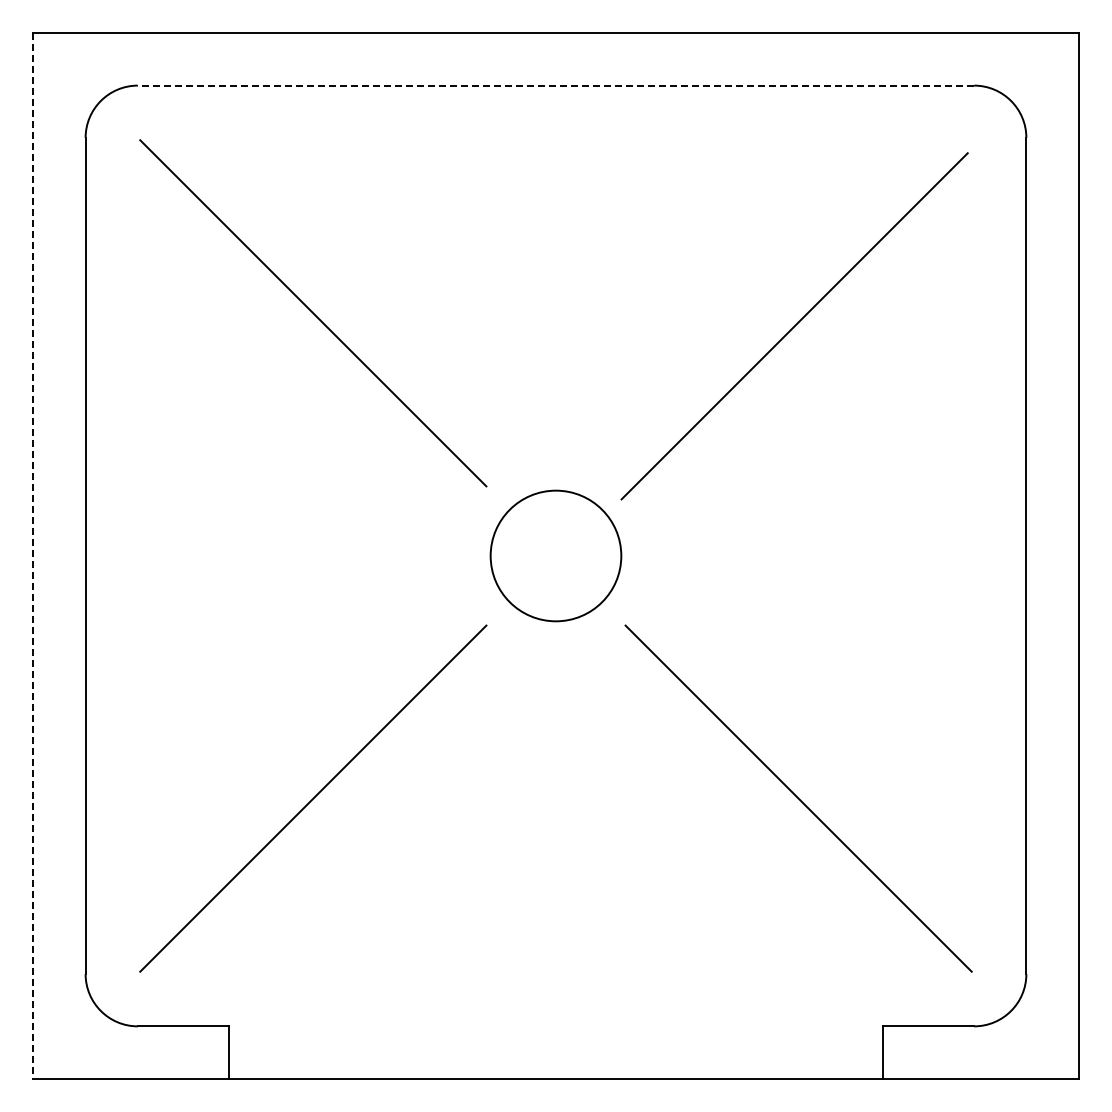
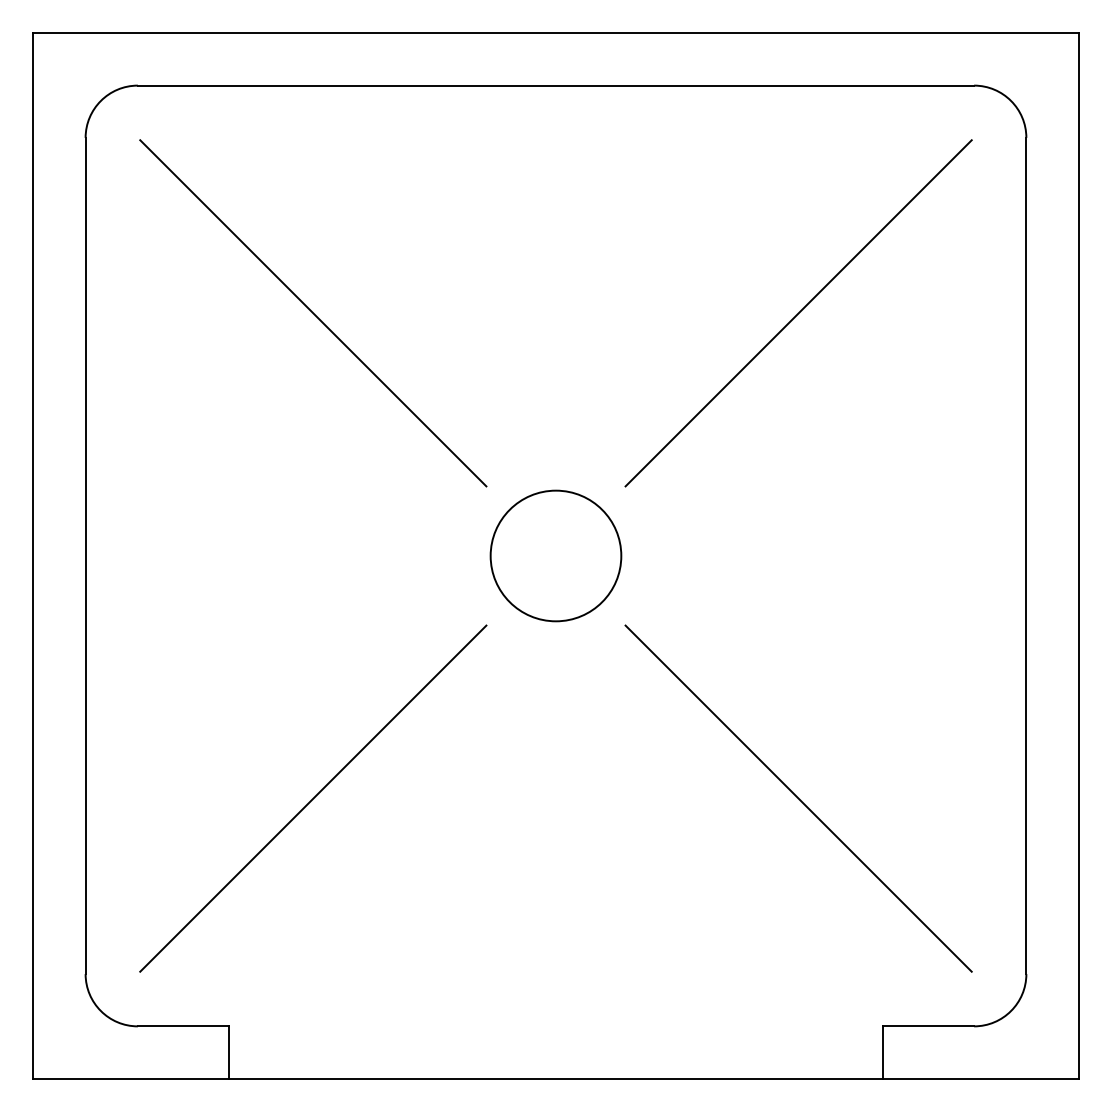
line: dashed -> solid (555, 85)
line position: (794, 326) -> (798, 313) (798, 313)
line: dashed -> solid (33, 556)
